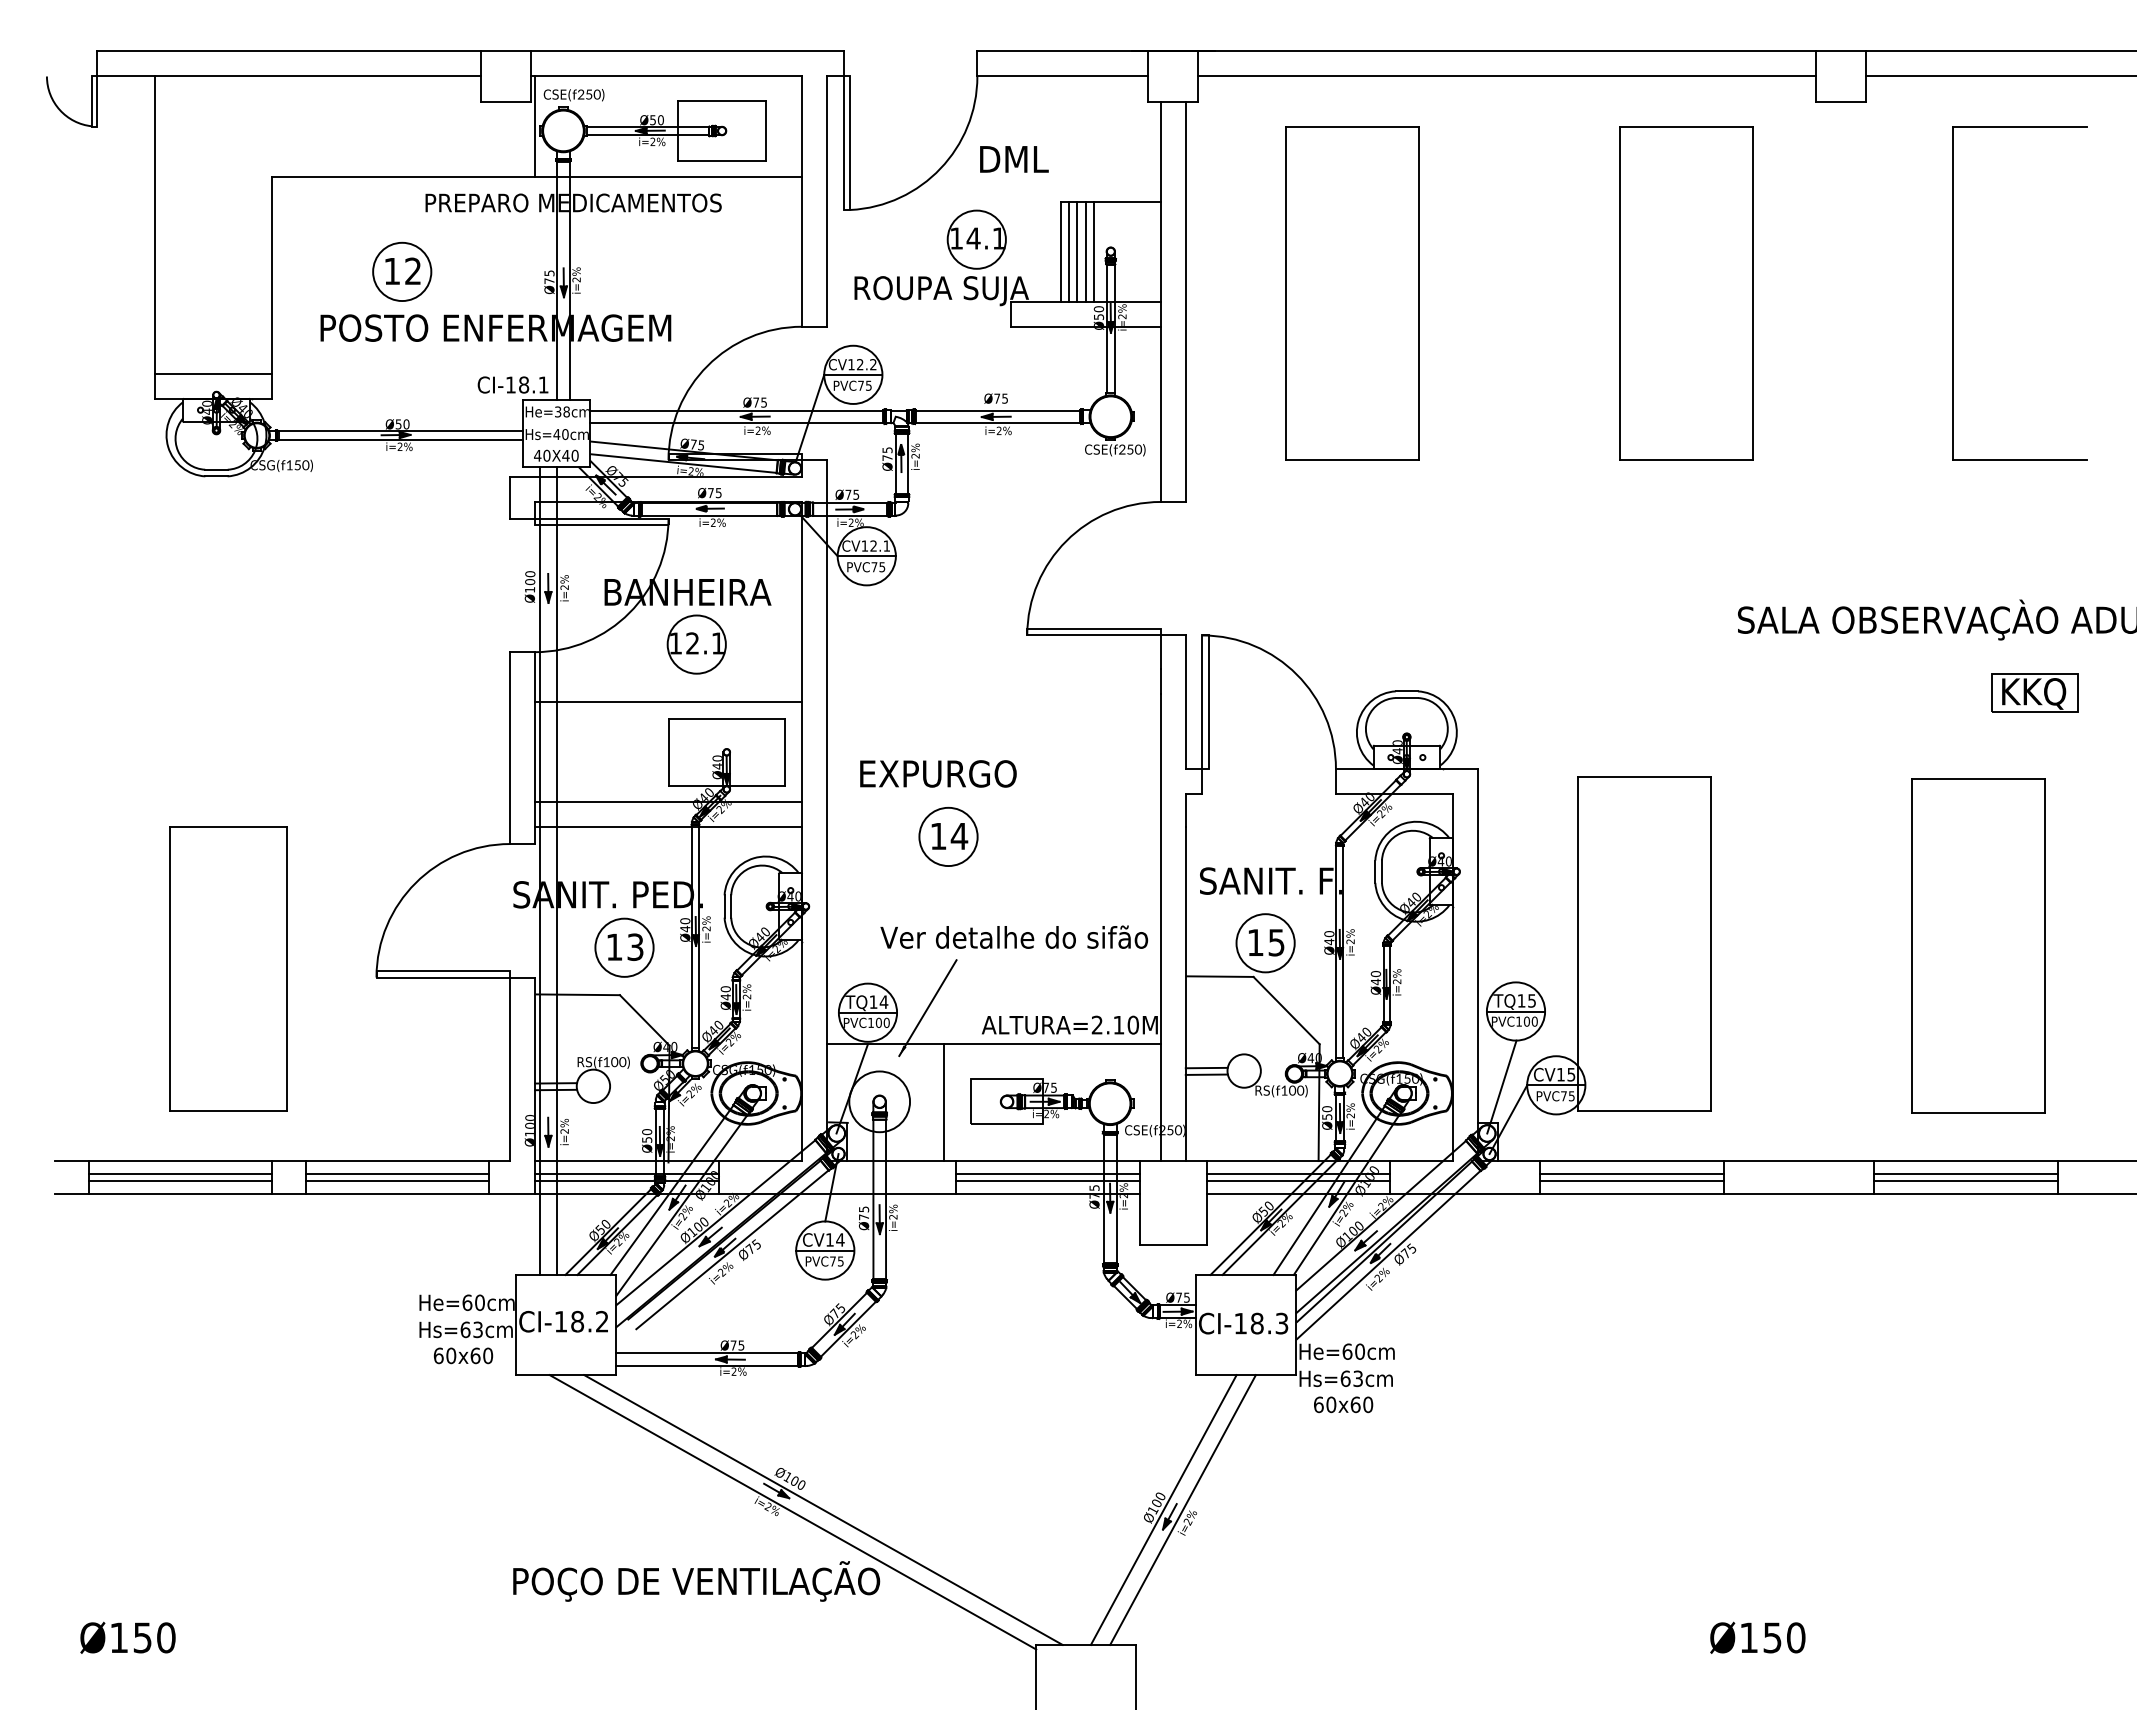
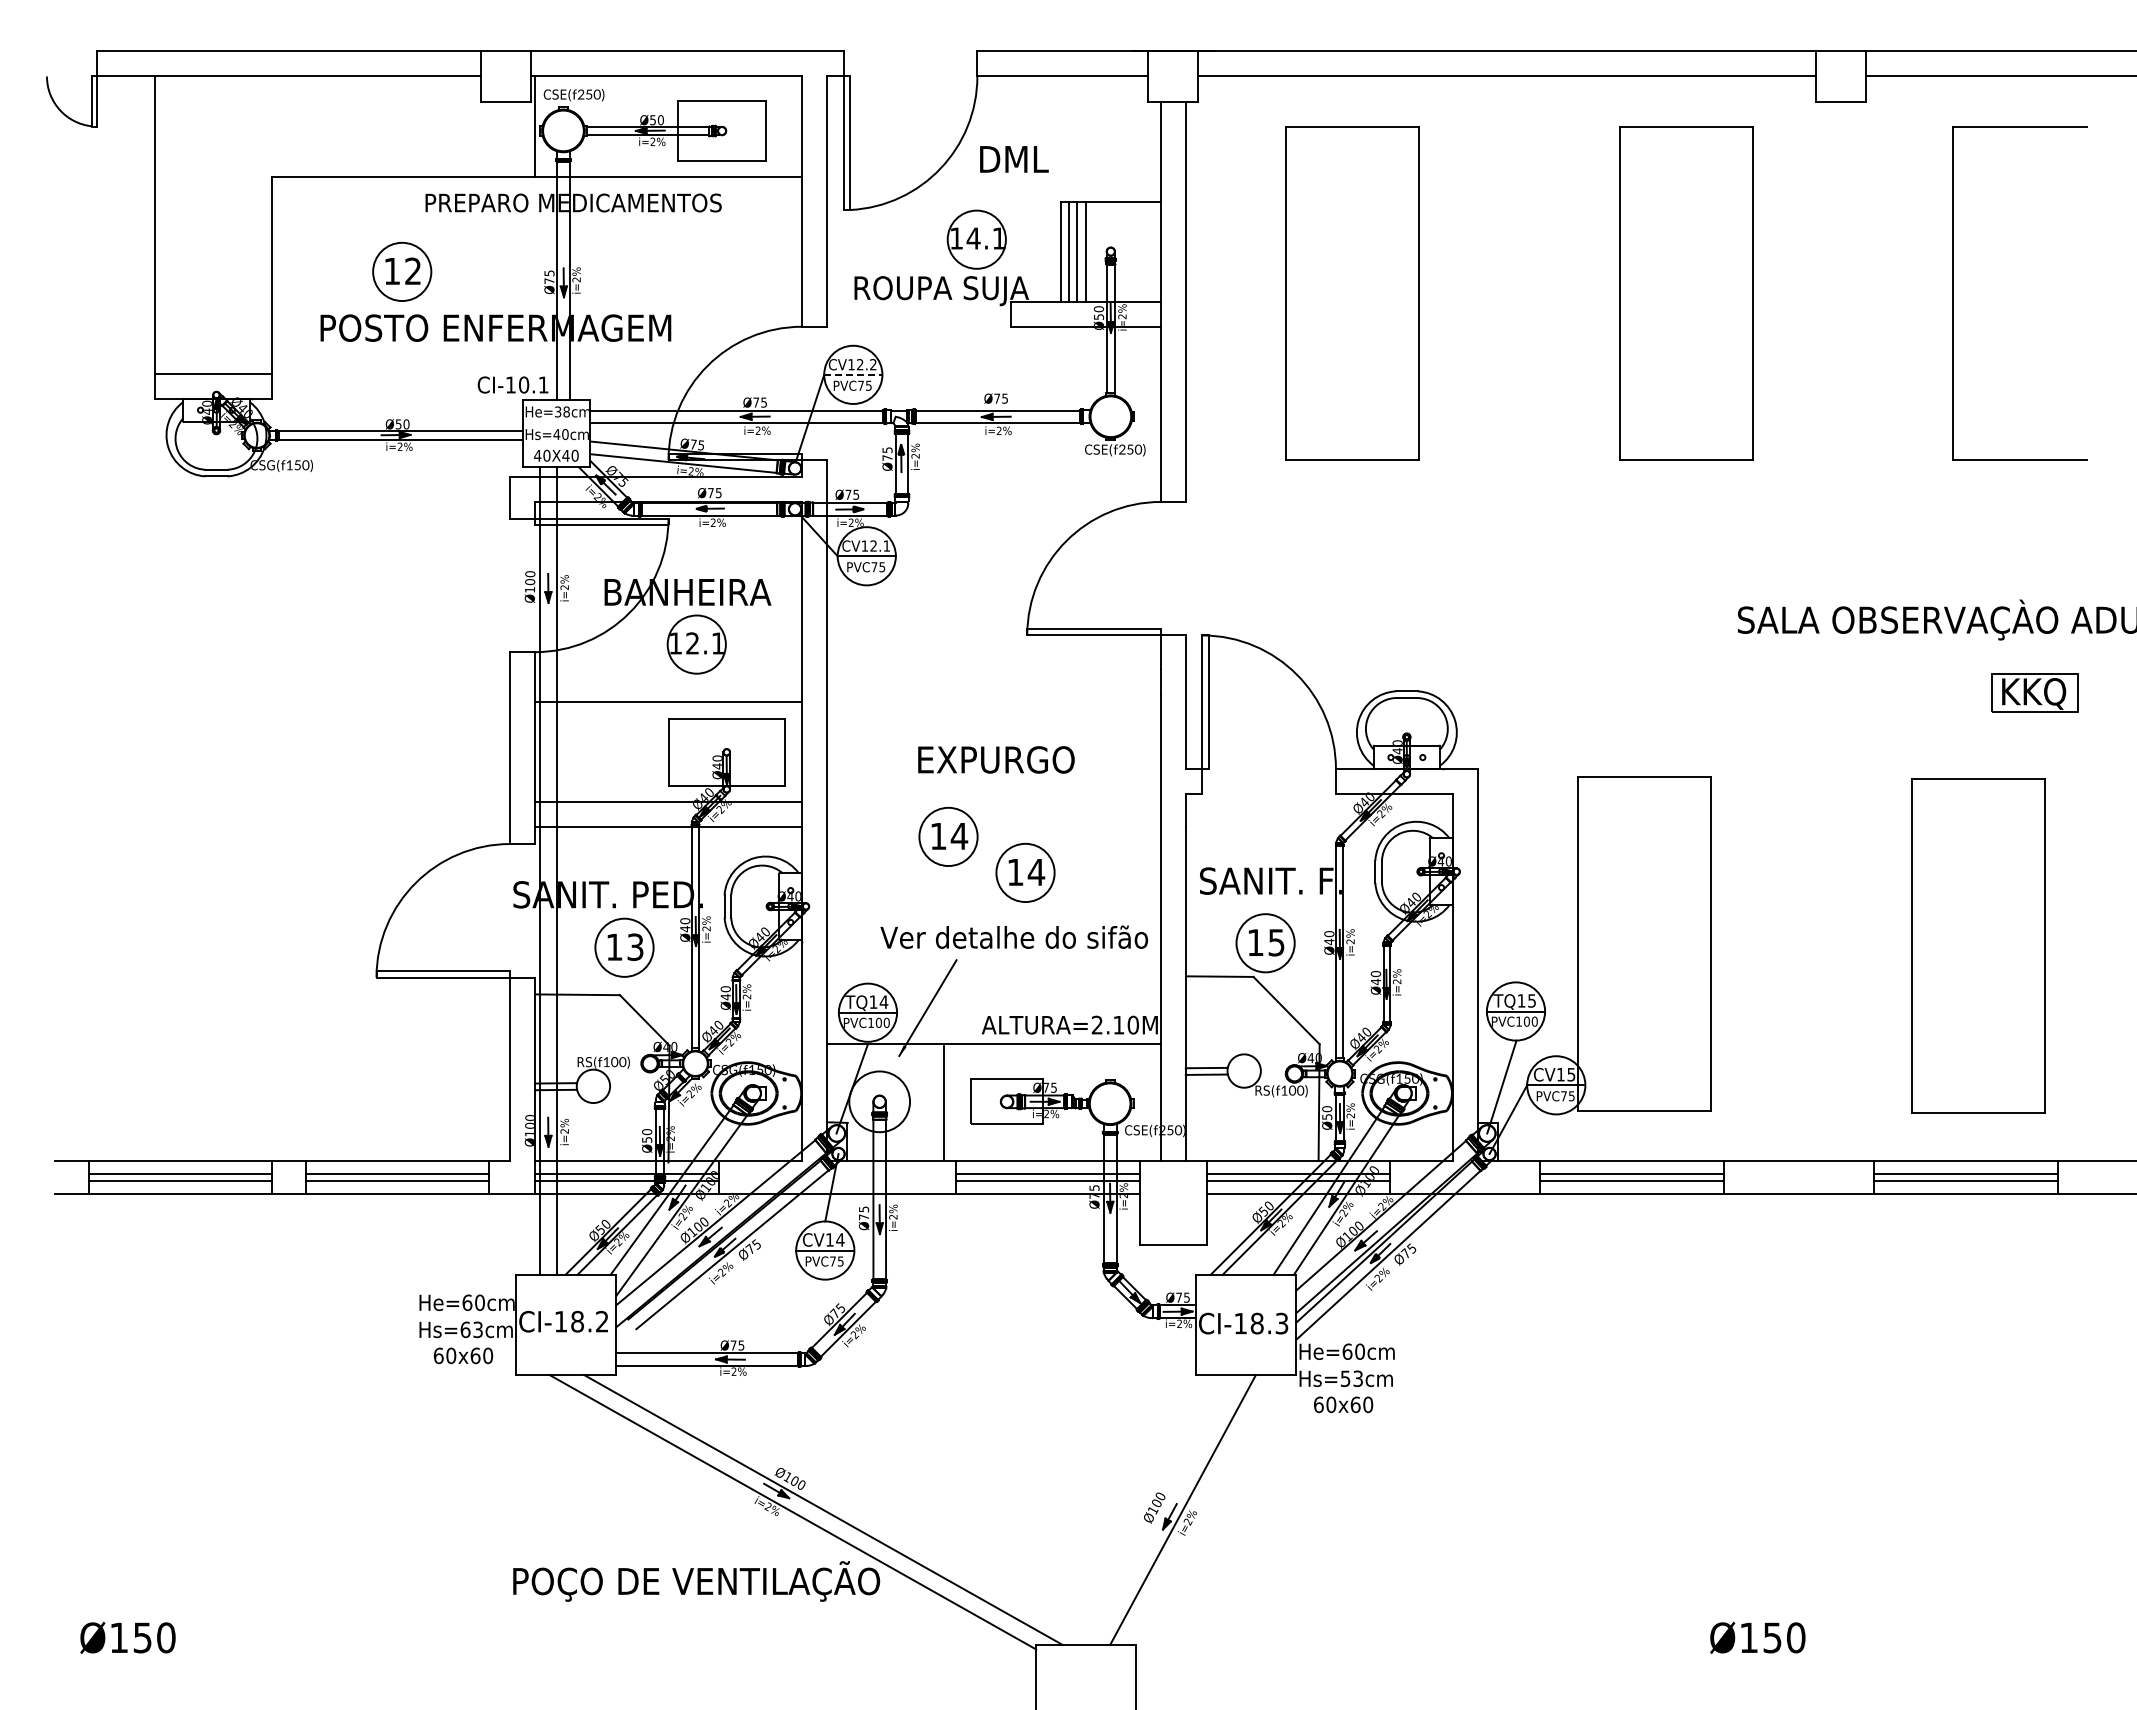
line: present -> none (1094, 251)
line: solid -> dashed (853, 374)
text: CI-18.1 -> CI-10.1 (524, 384)
text position: (938, 773) -> (996, 759) (996, 759)
part: none -> present (1025, 872)
part: present -> none (228, 968)
text: Hs=63cm -> Hs=53cm (1345, 1378)
line: present -> none (1163, 1509)
